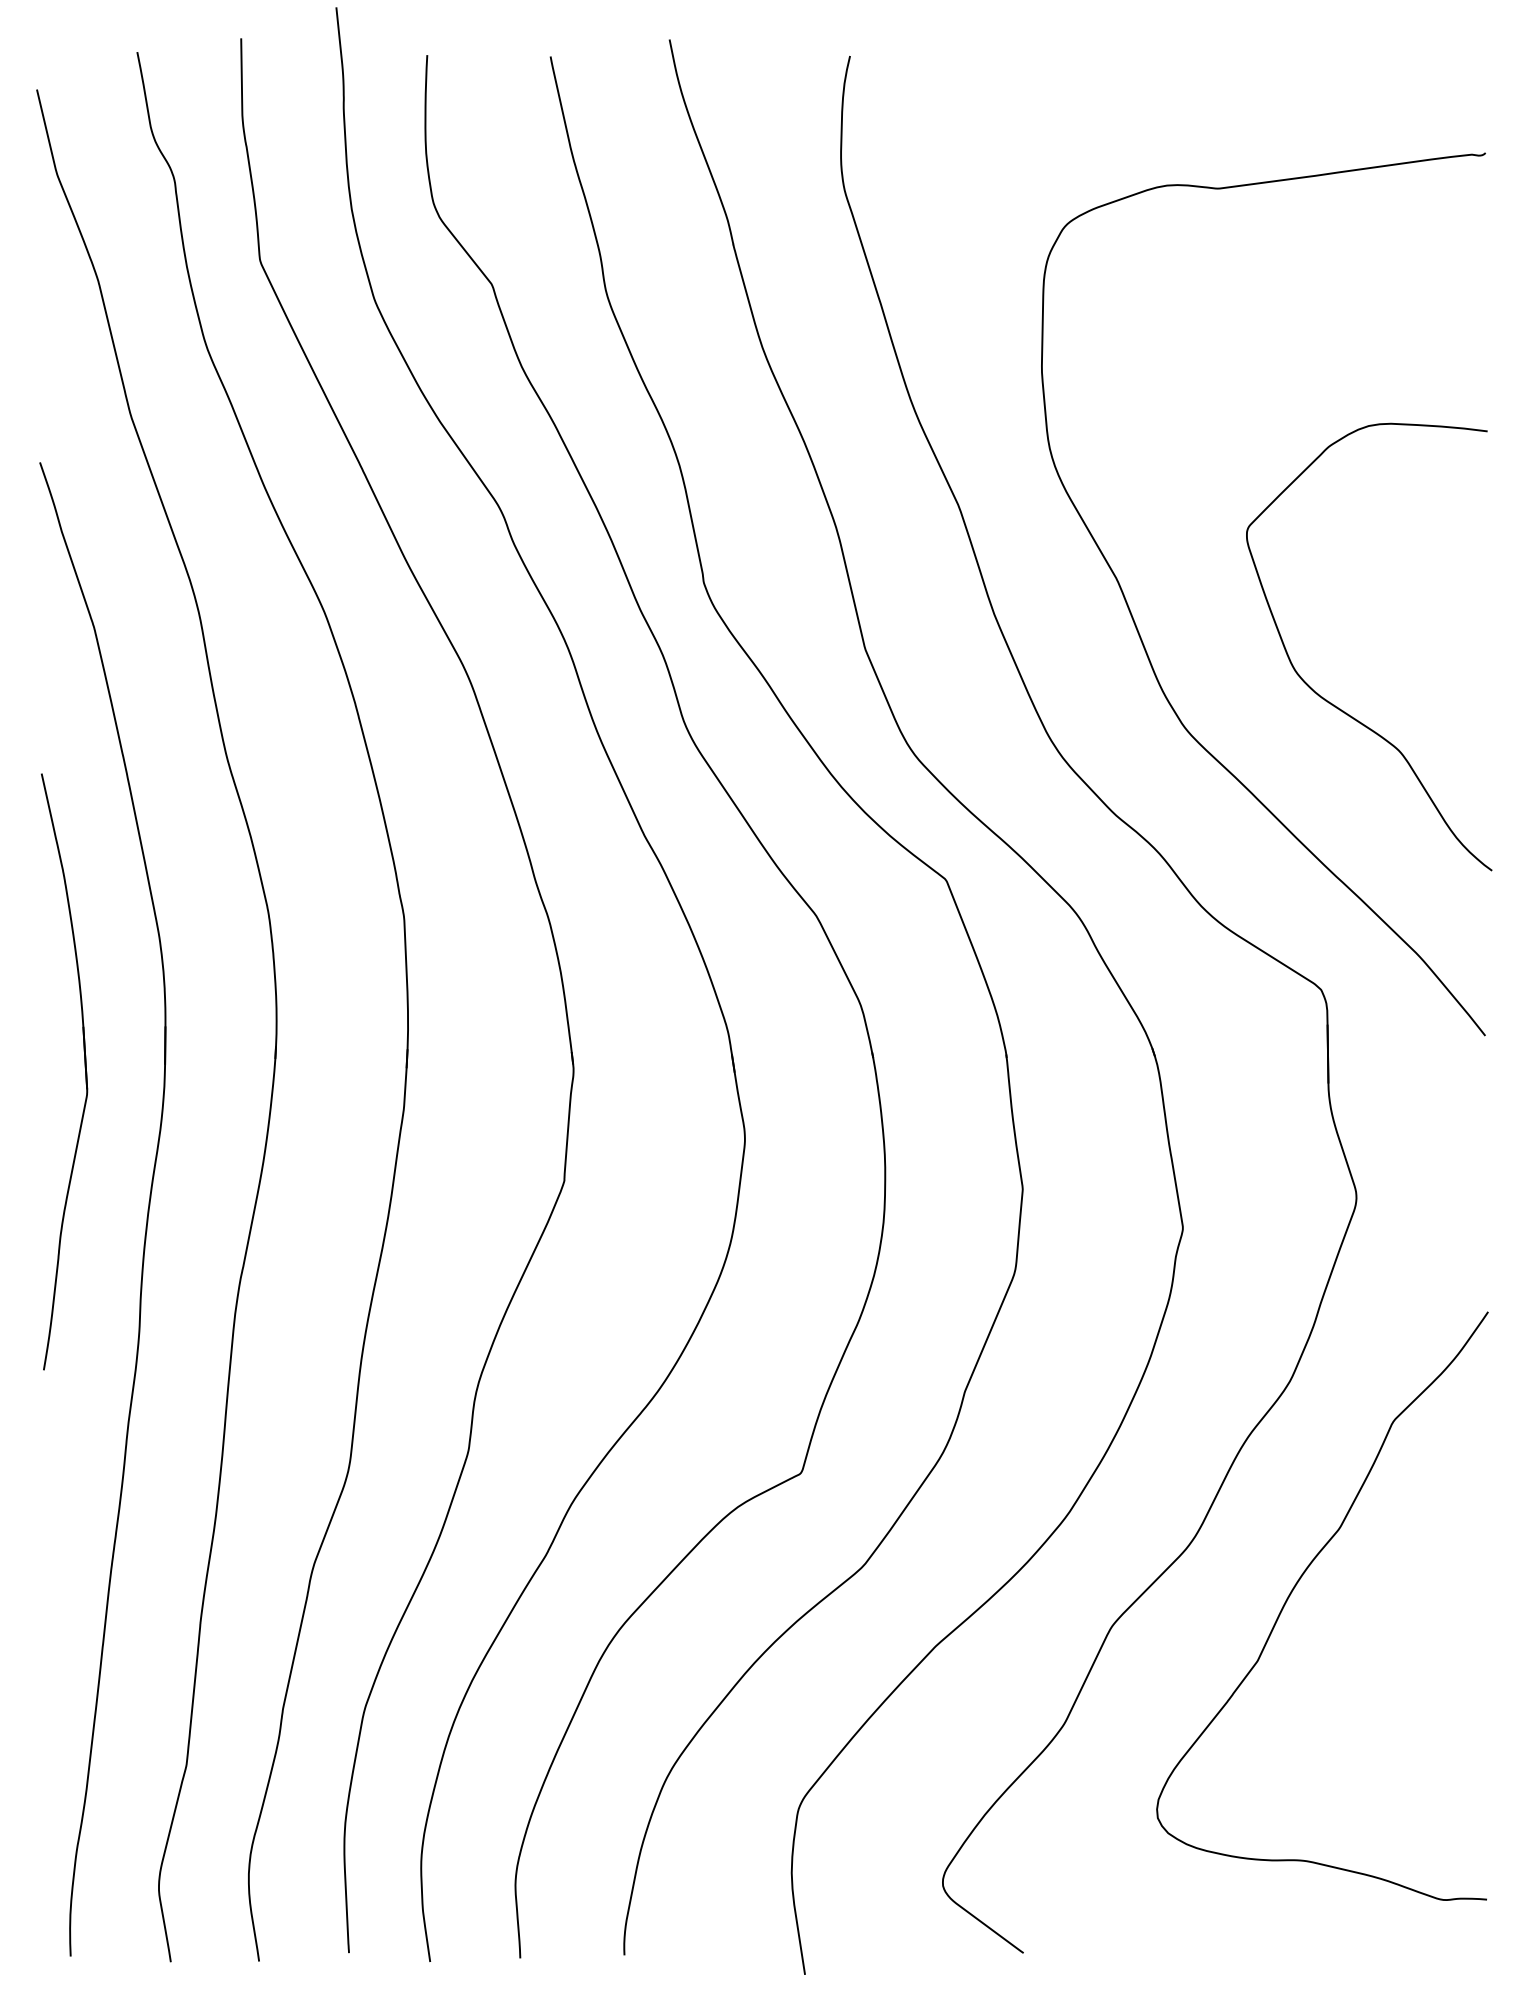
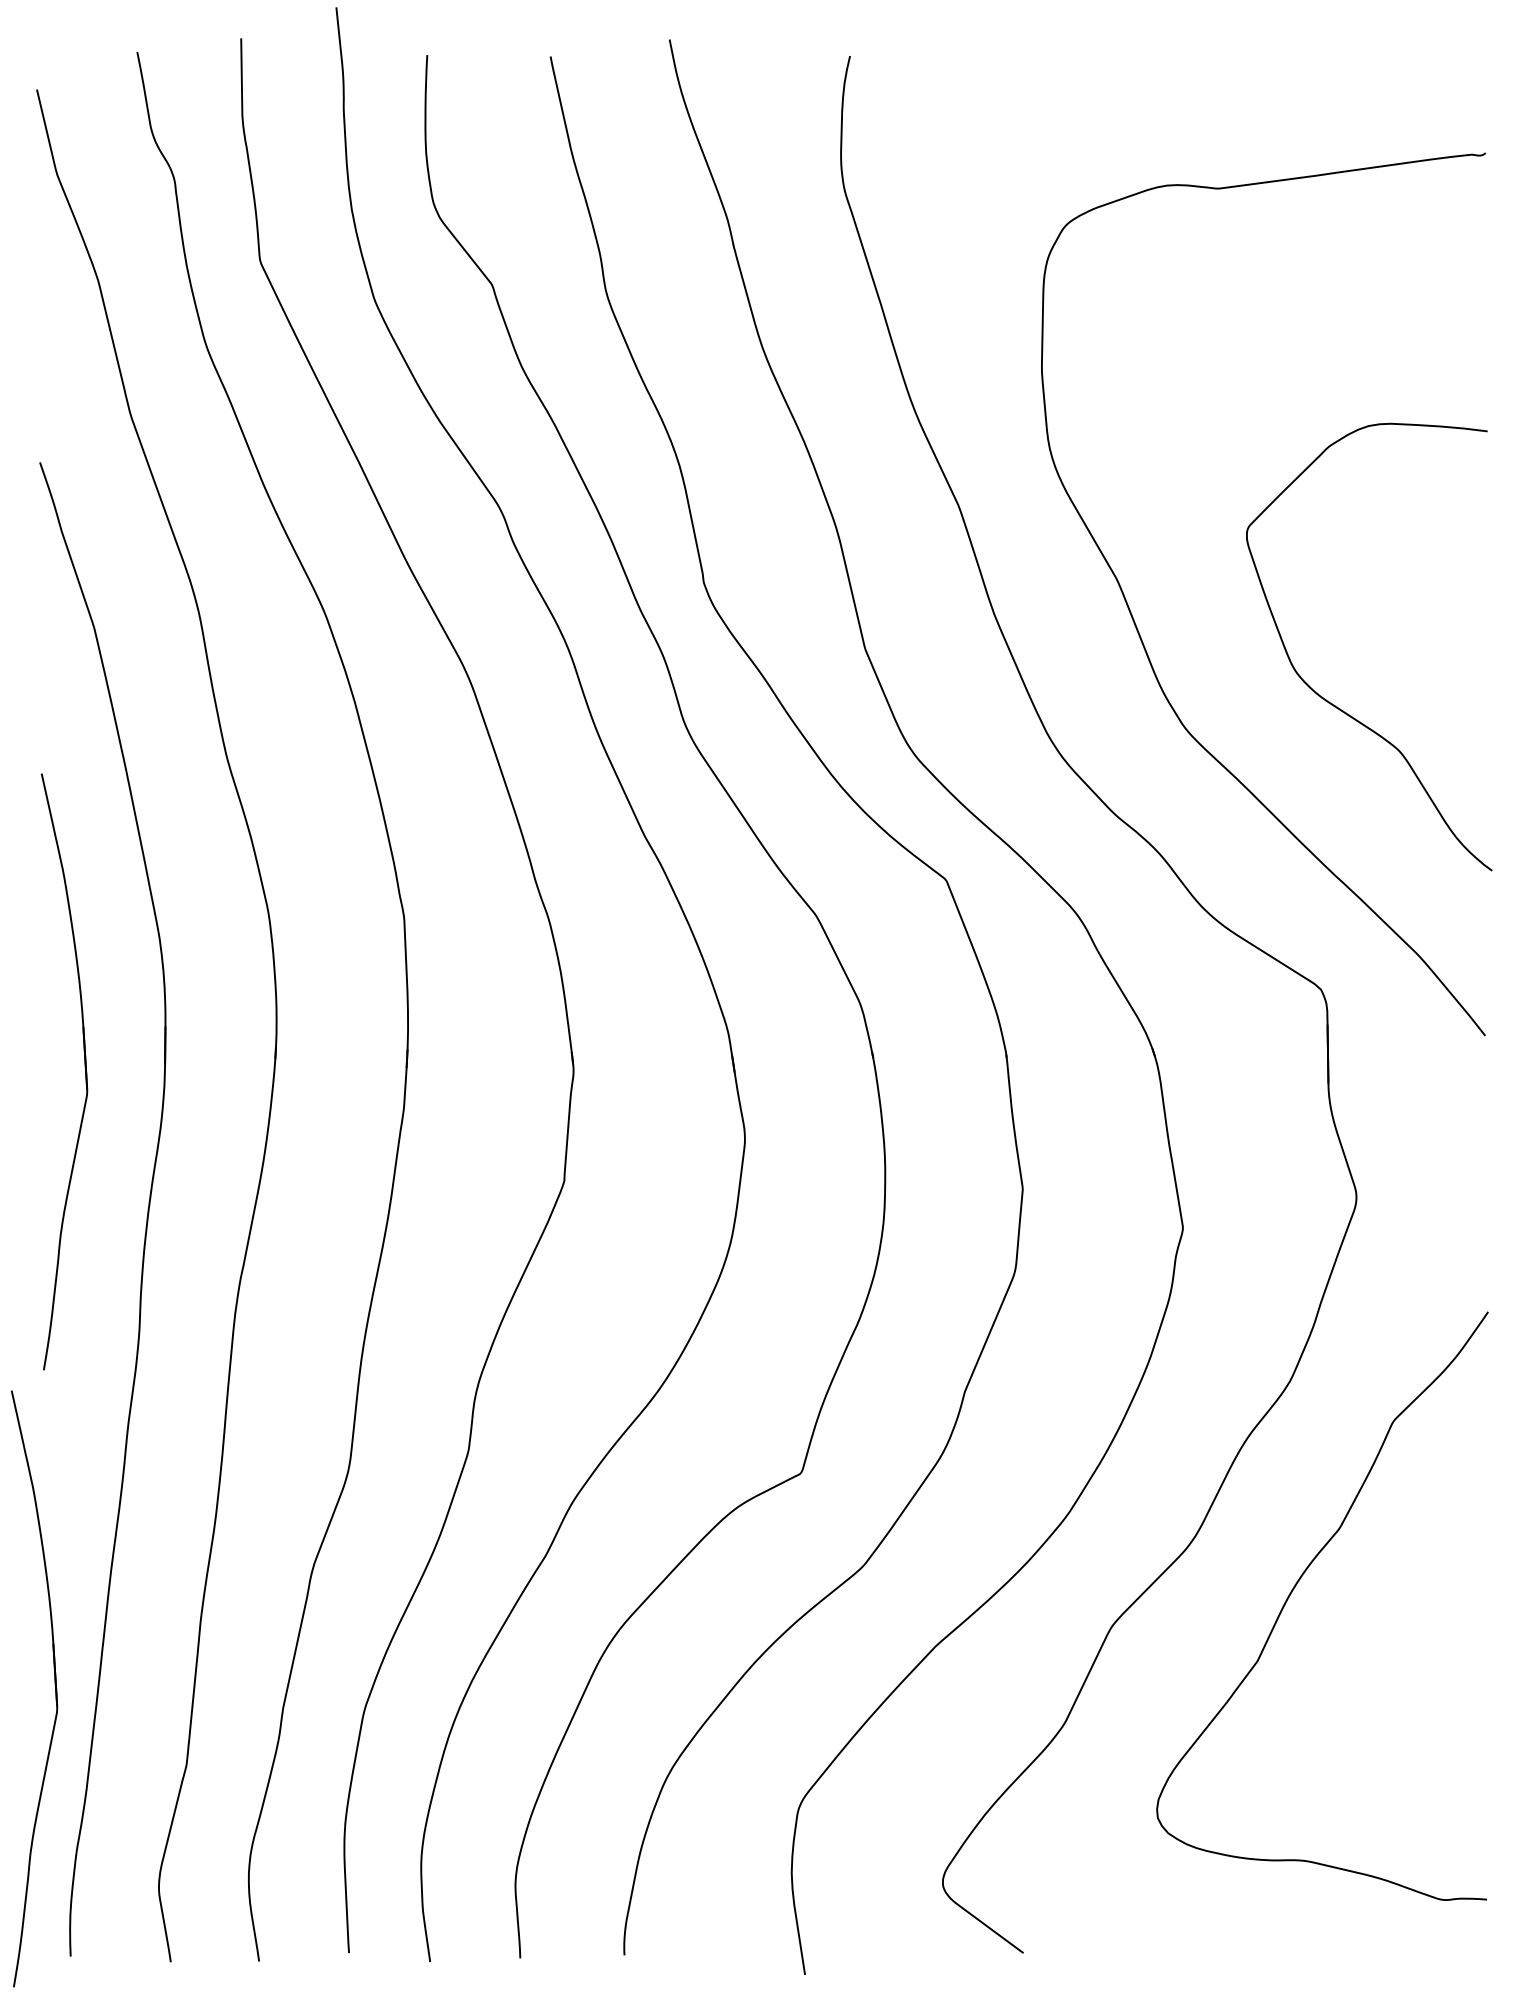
part: none -> present (54, 1684)
